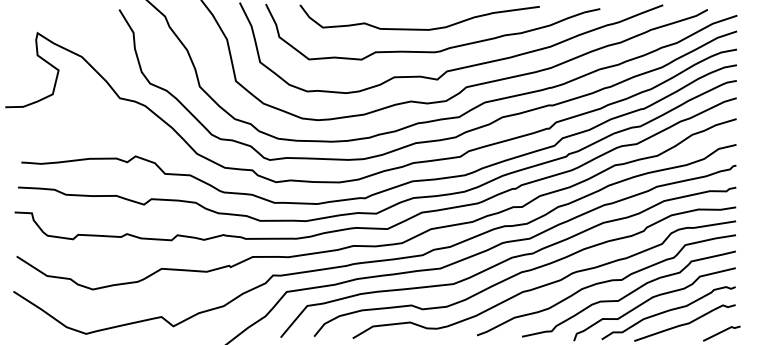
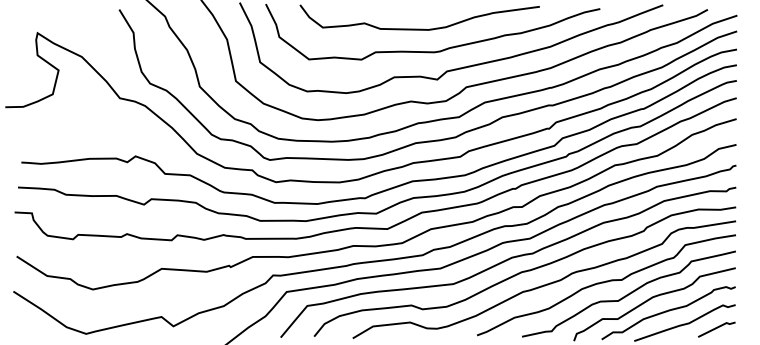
line position: (721, 333) -> (716, 329) (716, 329)
